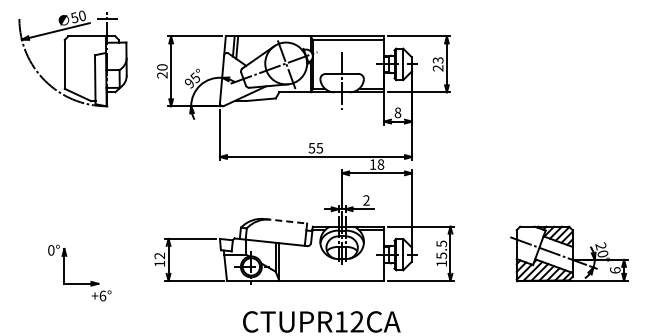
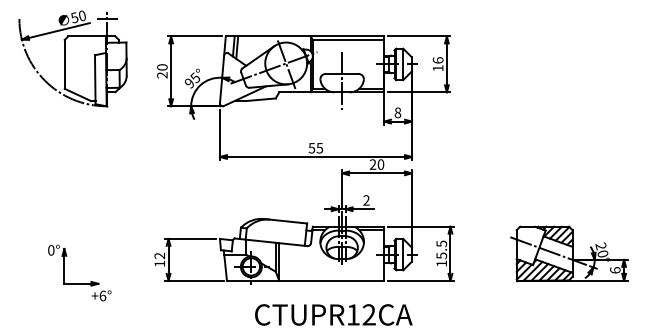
text: 23 -> 16 (437, 64)
text: 18 -> 20 (376, 164)
line: dashed -> solid (285, 221)
text position: (321, 321) -> (333, 314) (333, 314)
